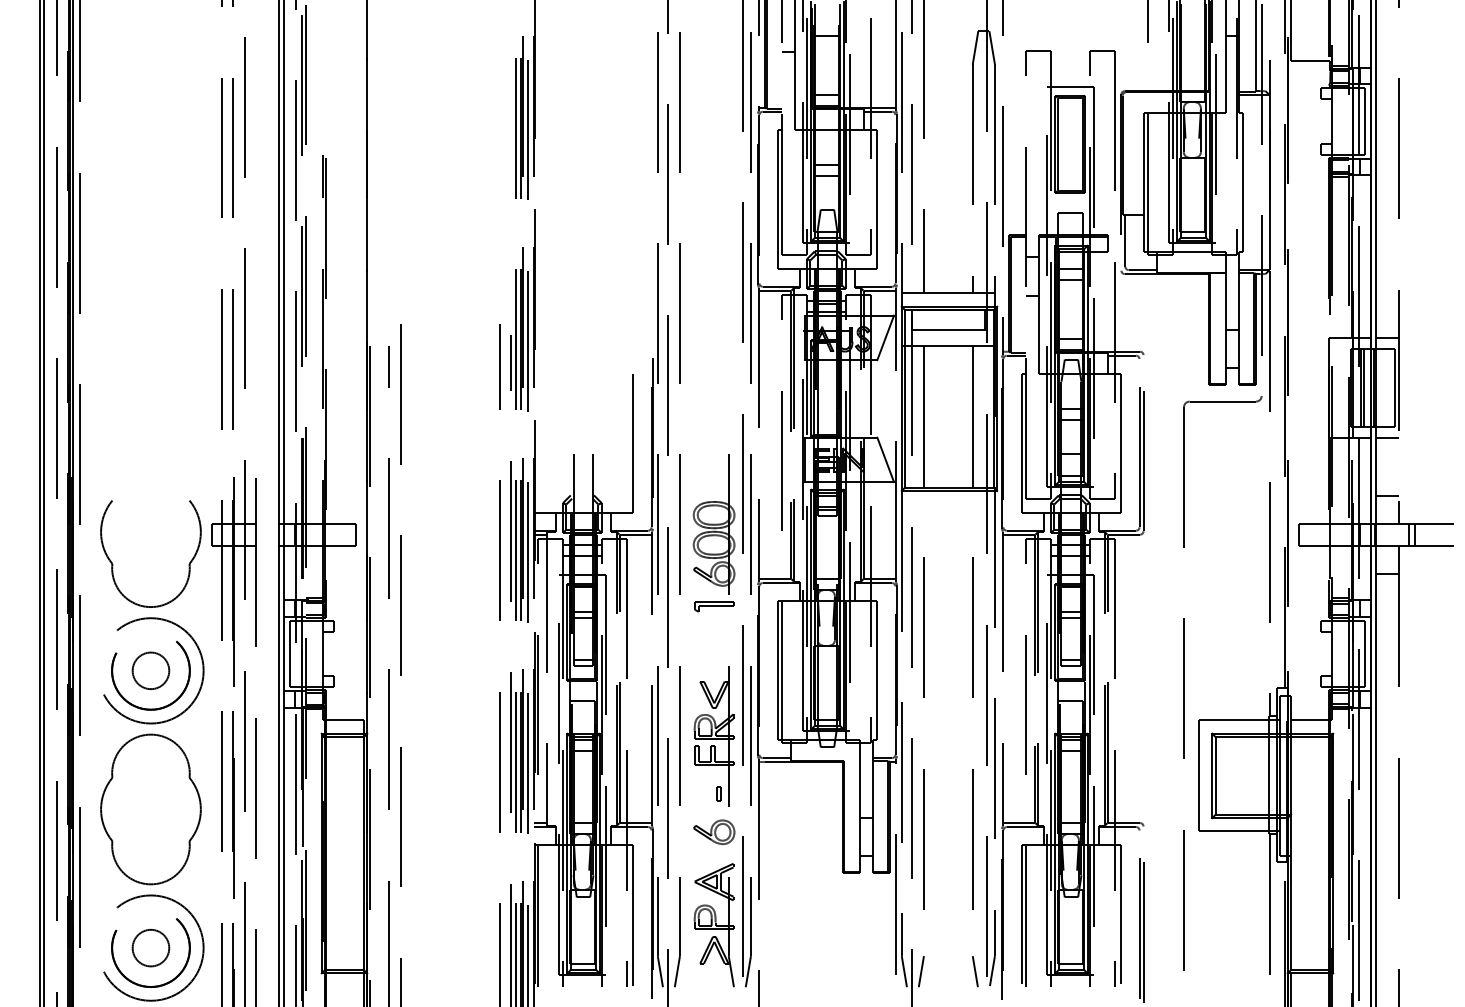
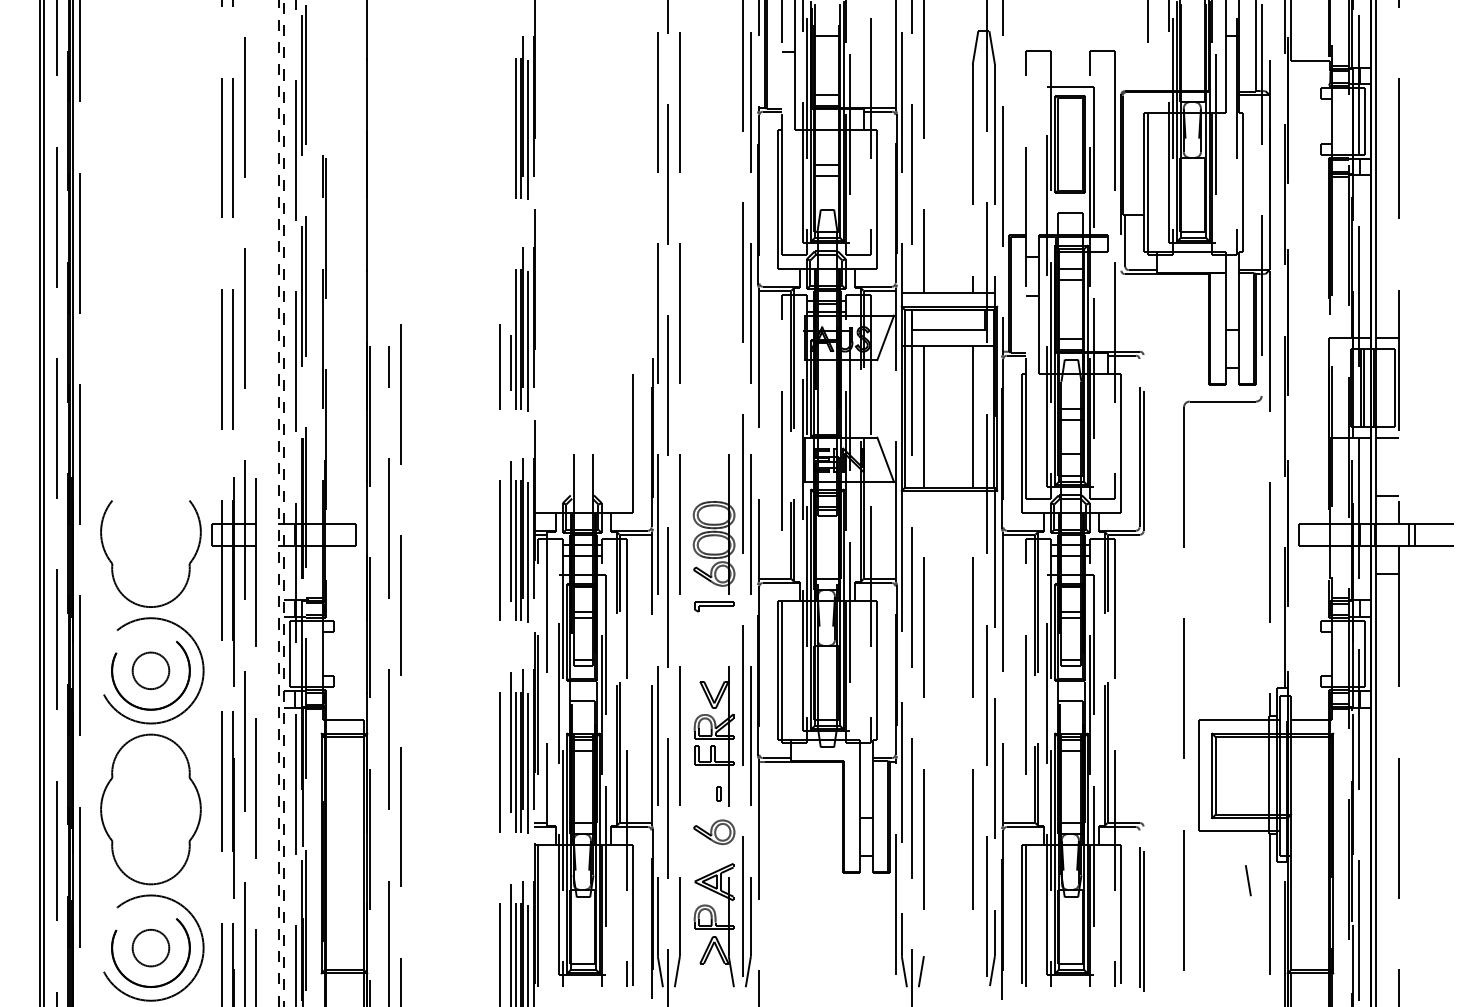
line: solid -> dashed (278, 503)
line: solid -> dashed (284, 504)
part position: (1141, 930) -> (1141, 919) (1141, 919)
line position: (975, 971) -> (1248, 880) (1248, 880)
